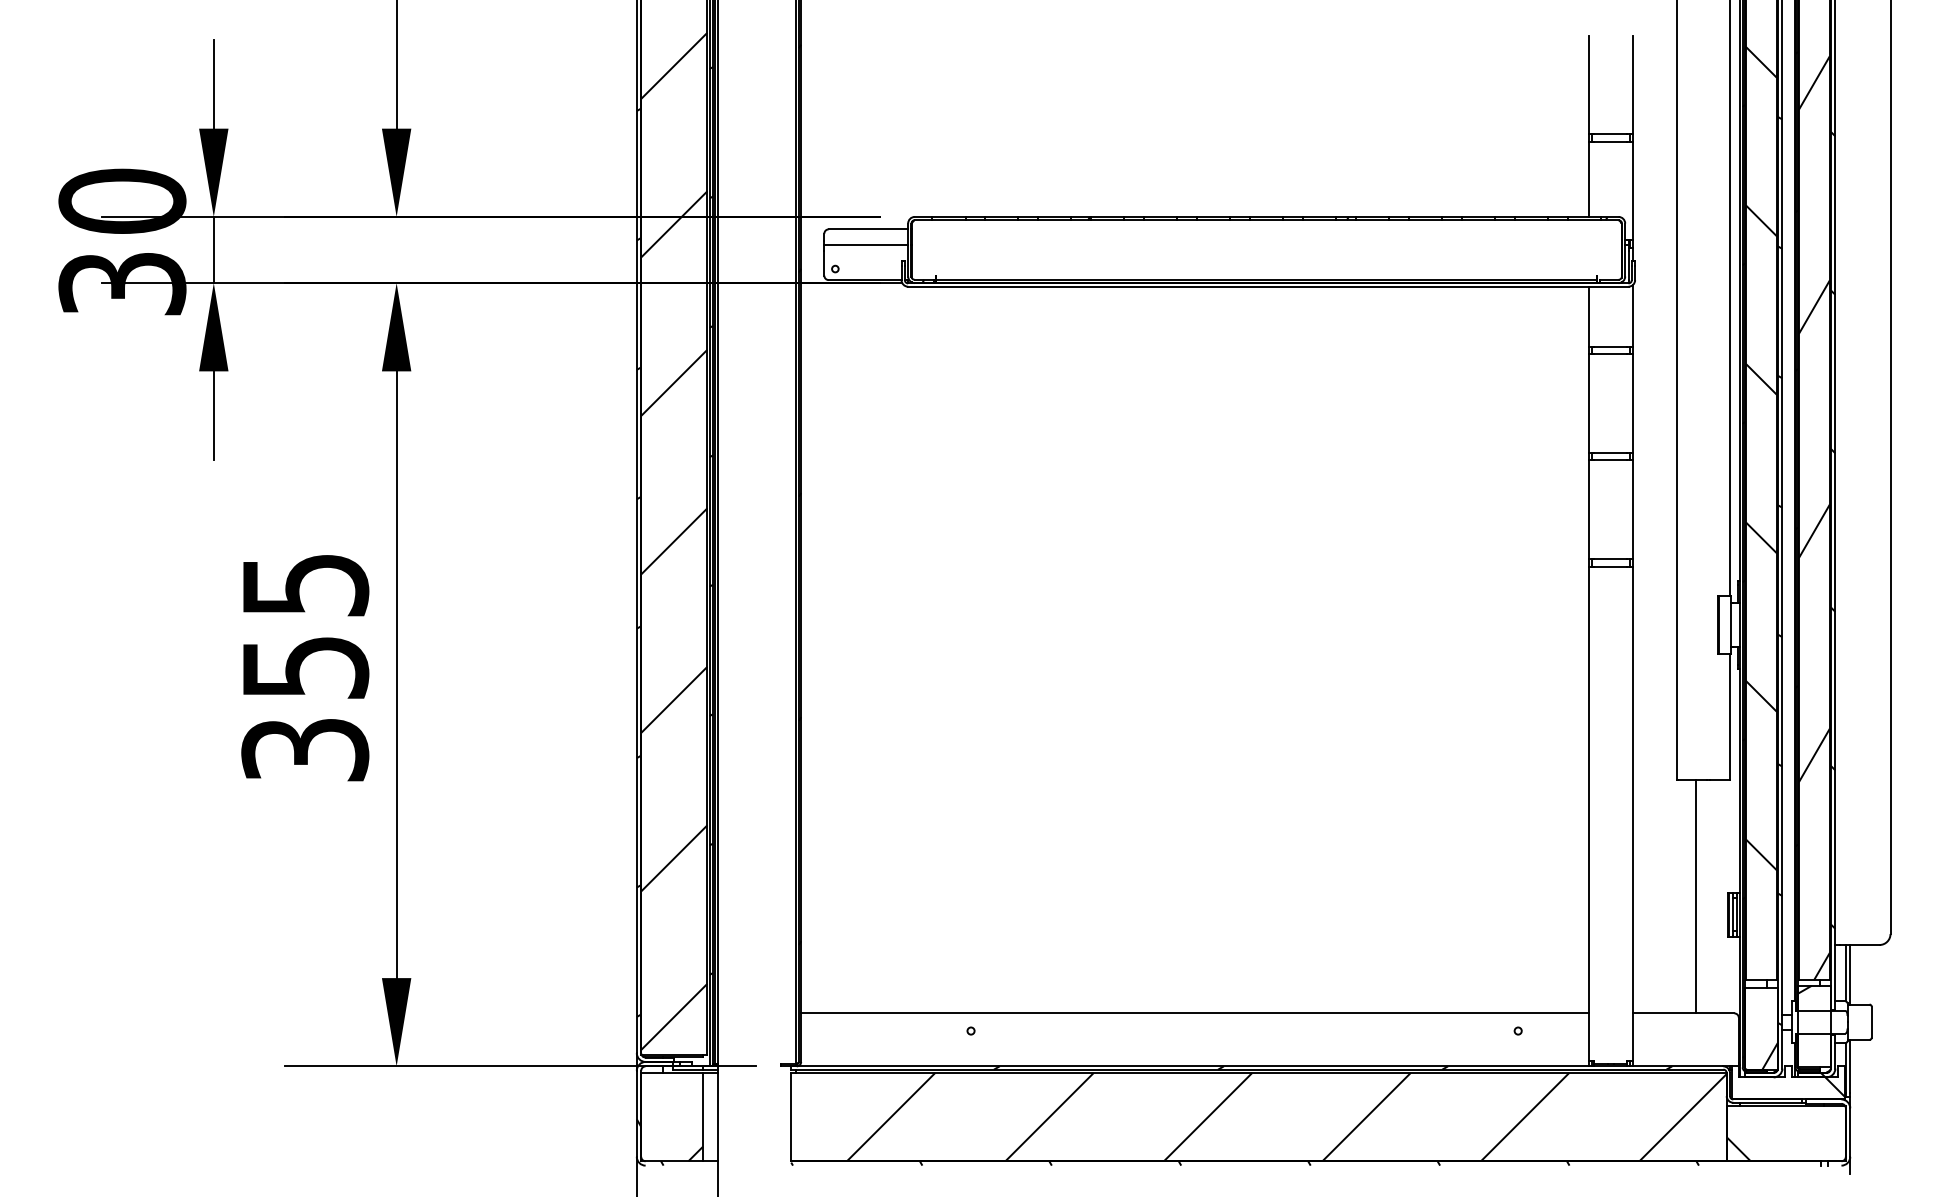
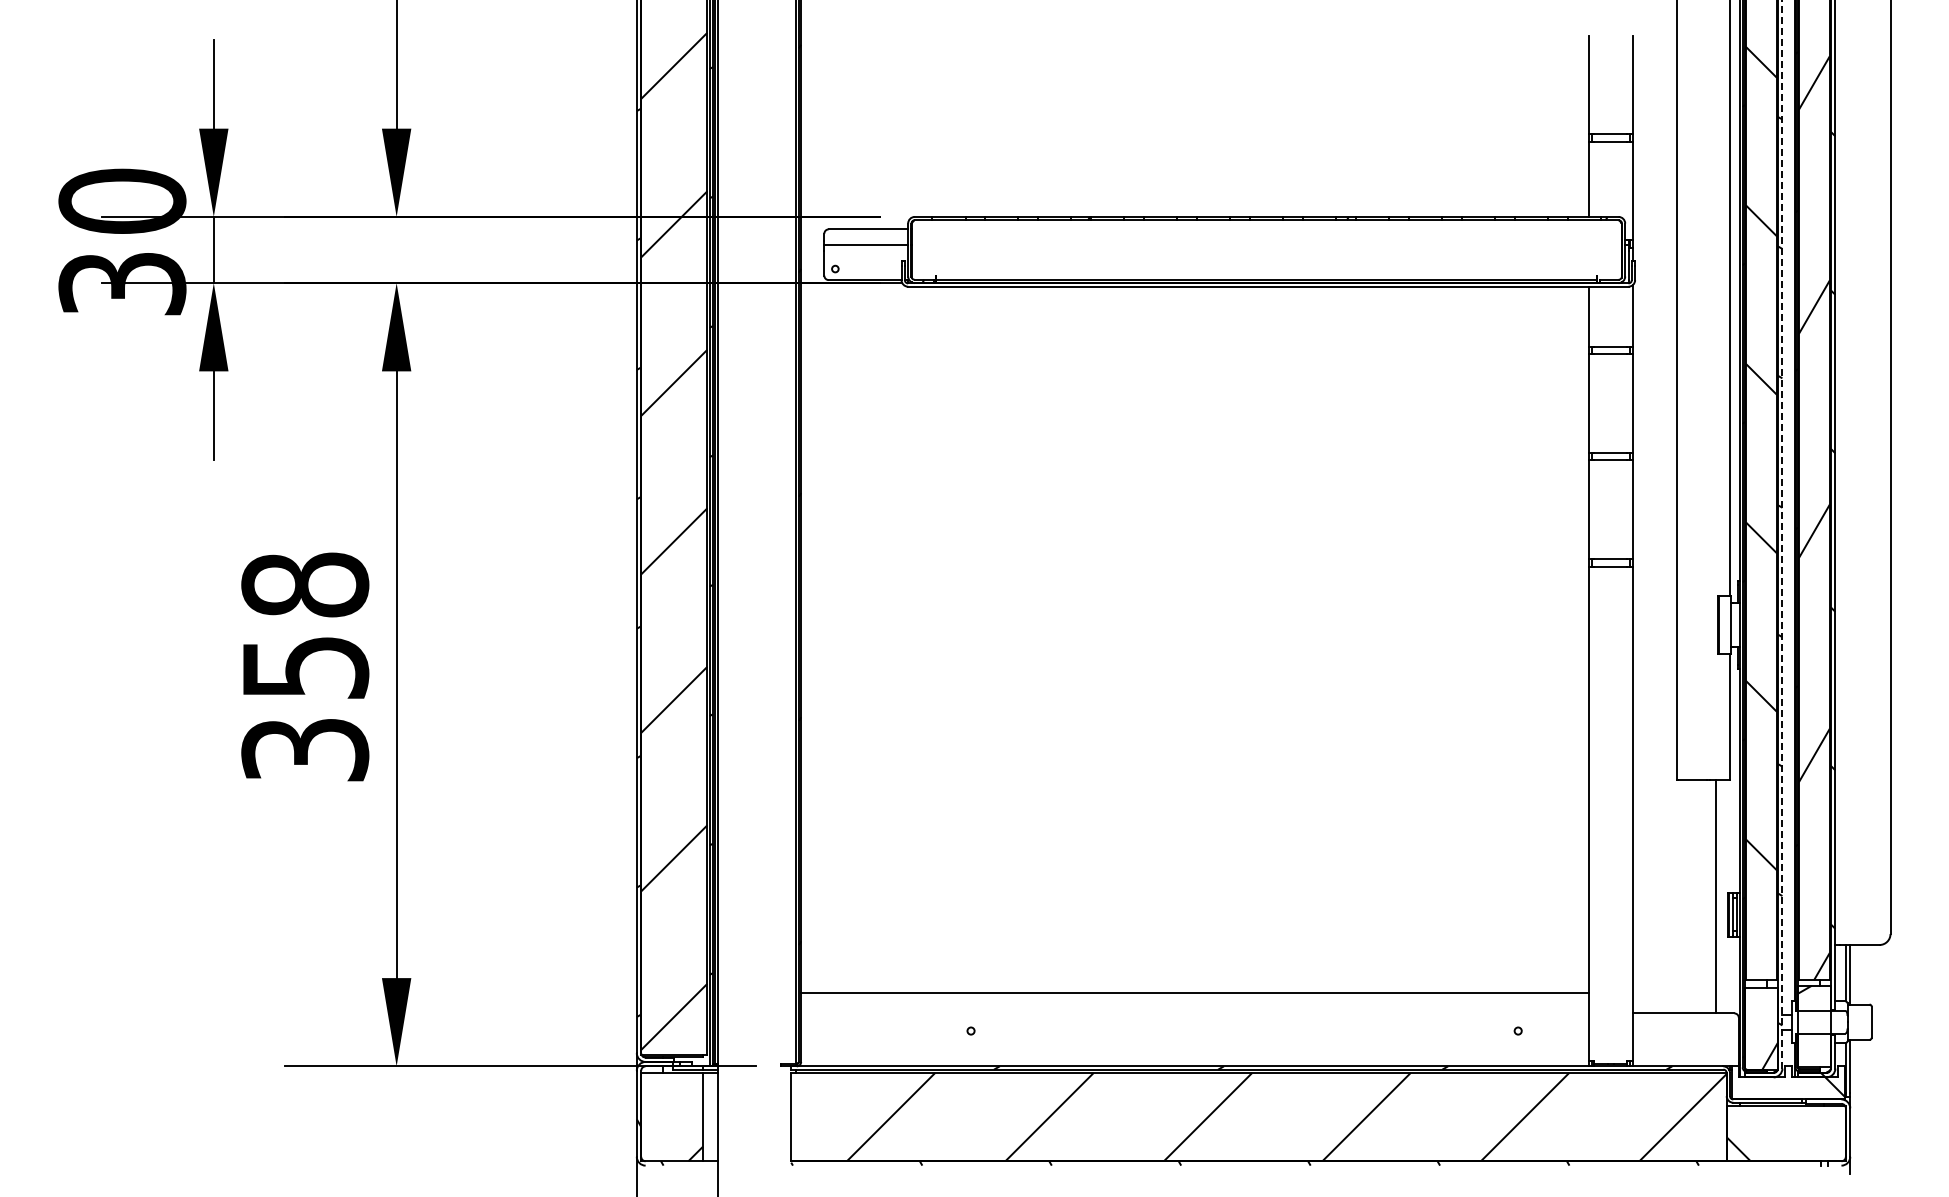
line: solid -> dashed (1782, 534)
text: 355 -> 358 (305, 584)
line position: (1695, 896) -> (1715, 896) (1715, 896)
line position: (1194, 1013) -> (1194, 993) (1194, 993)
